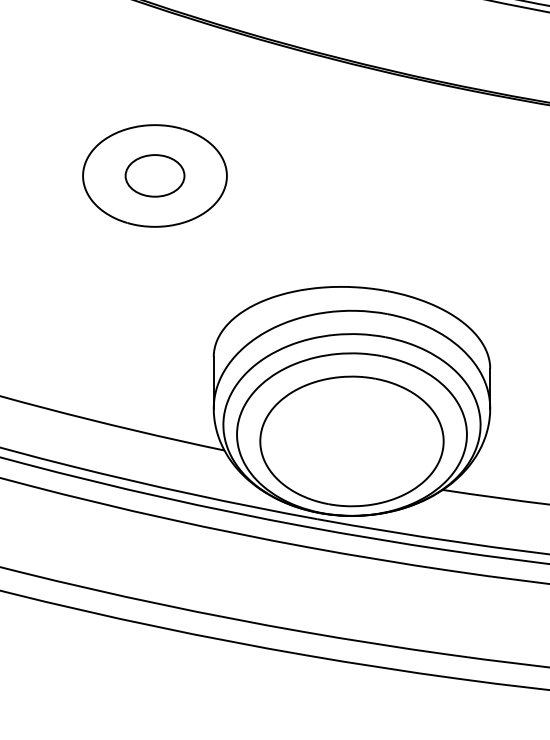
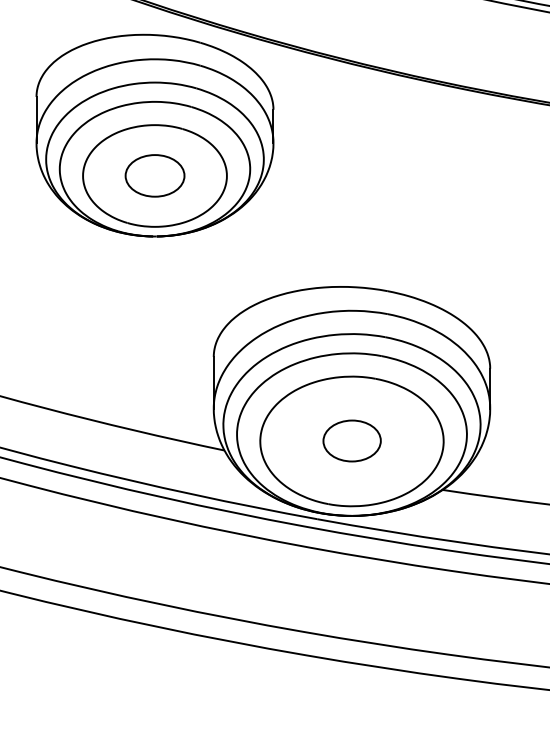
part: none -> present (154, 135)
part: none -> present (351, 440)
